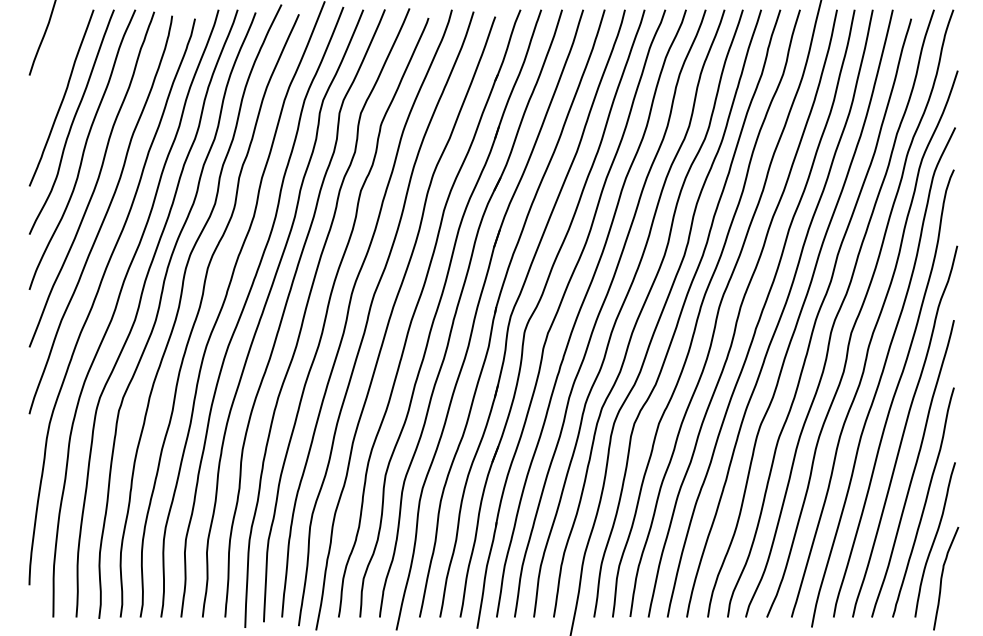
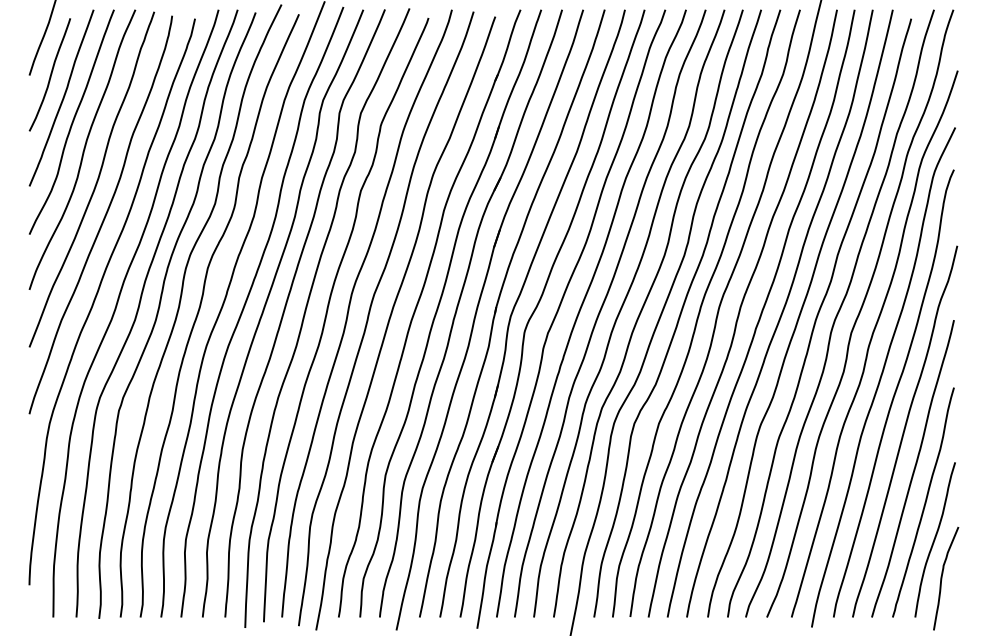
curve: none -> present (50, 74)
